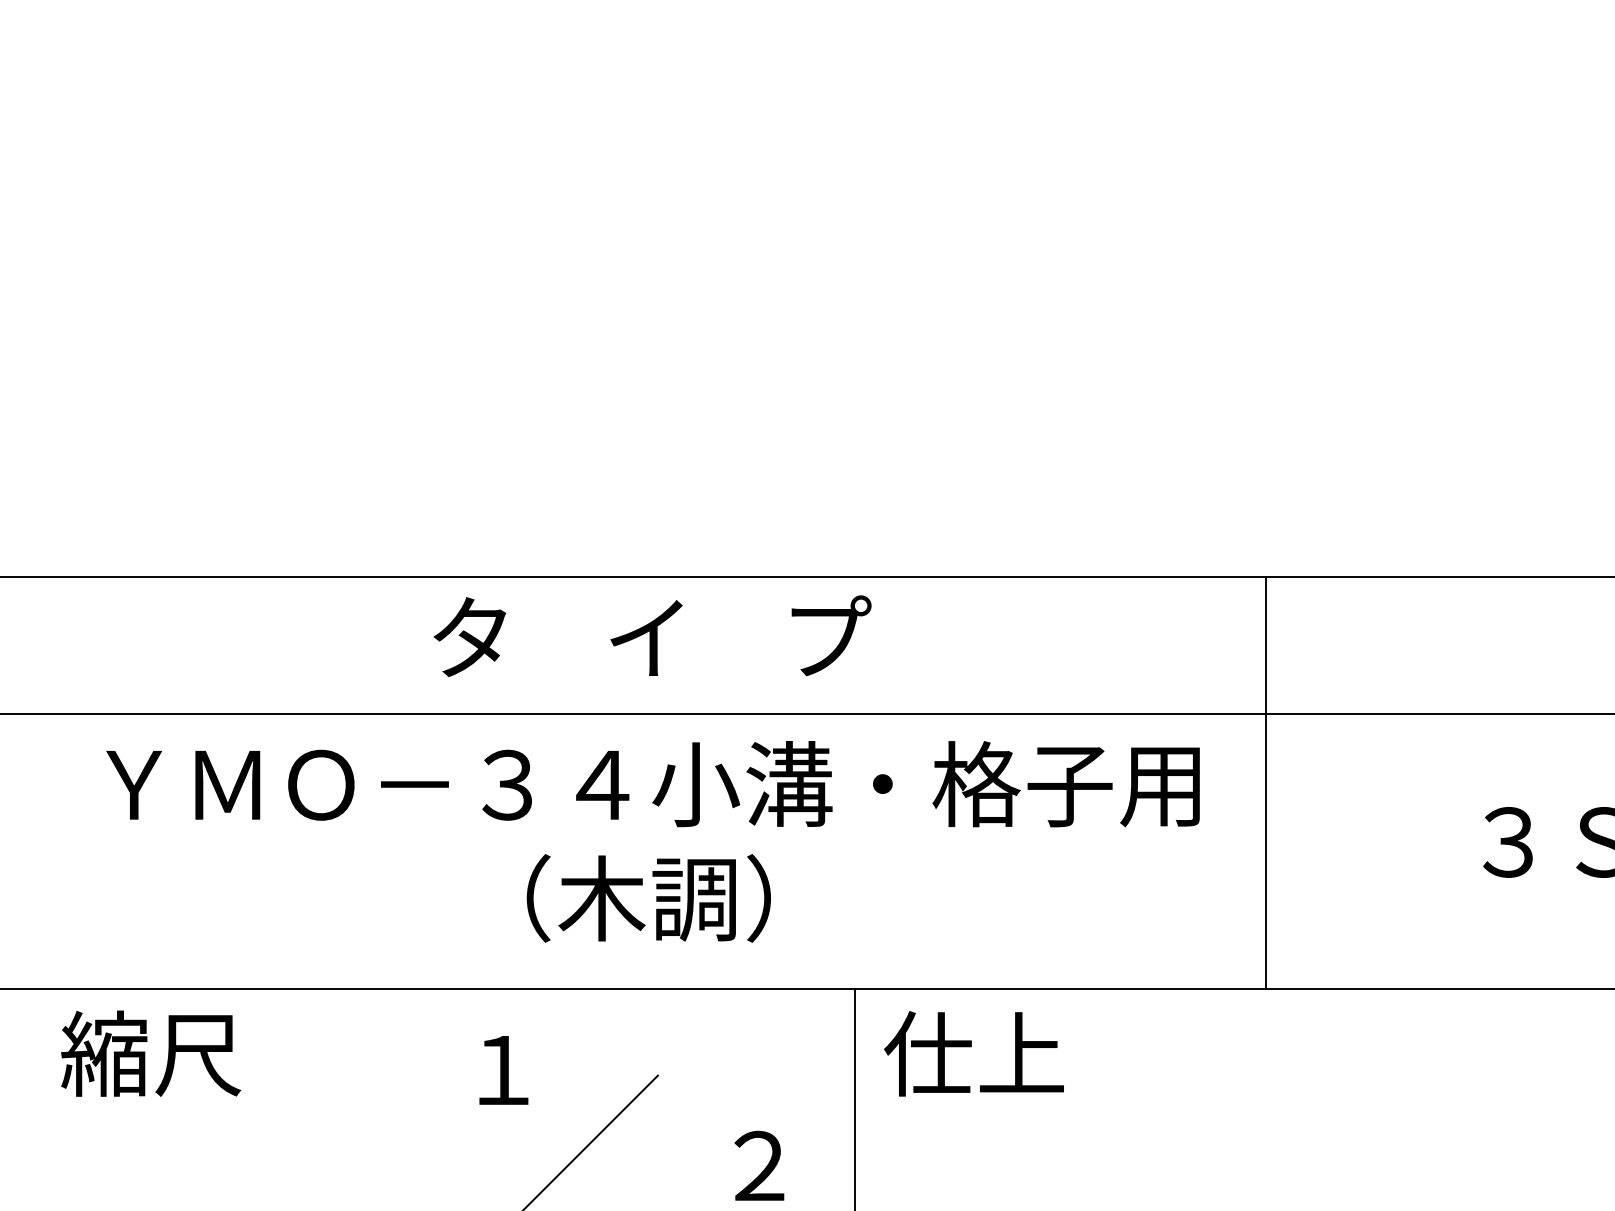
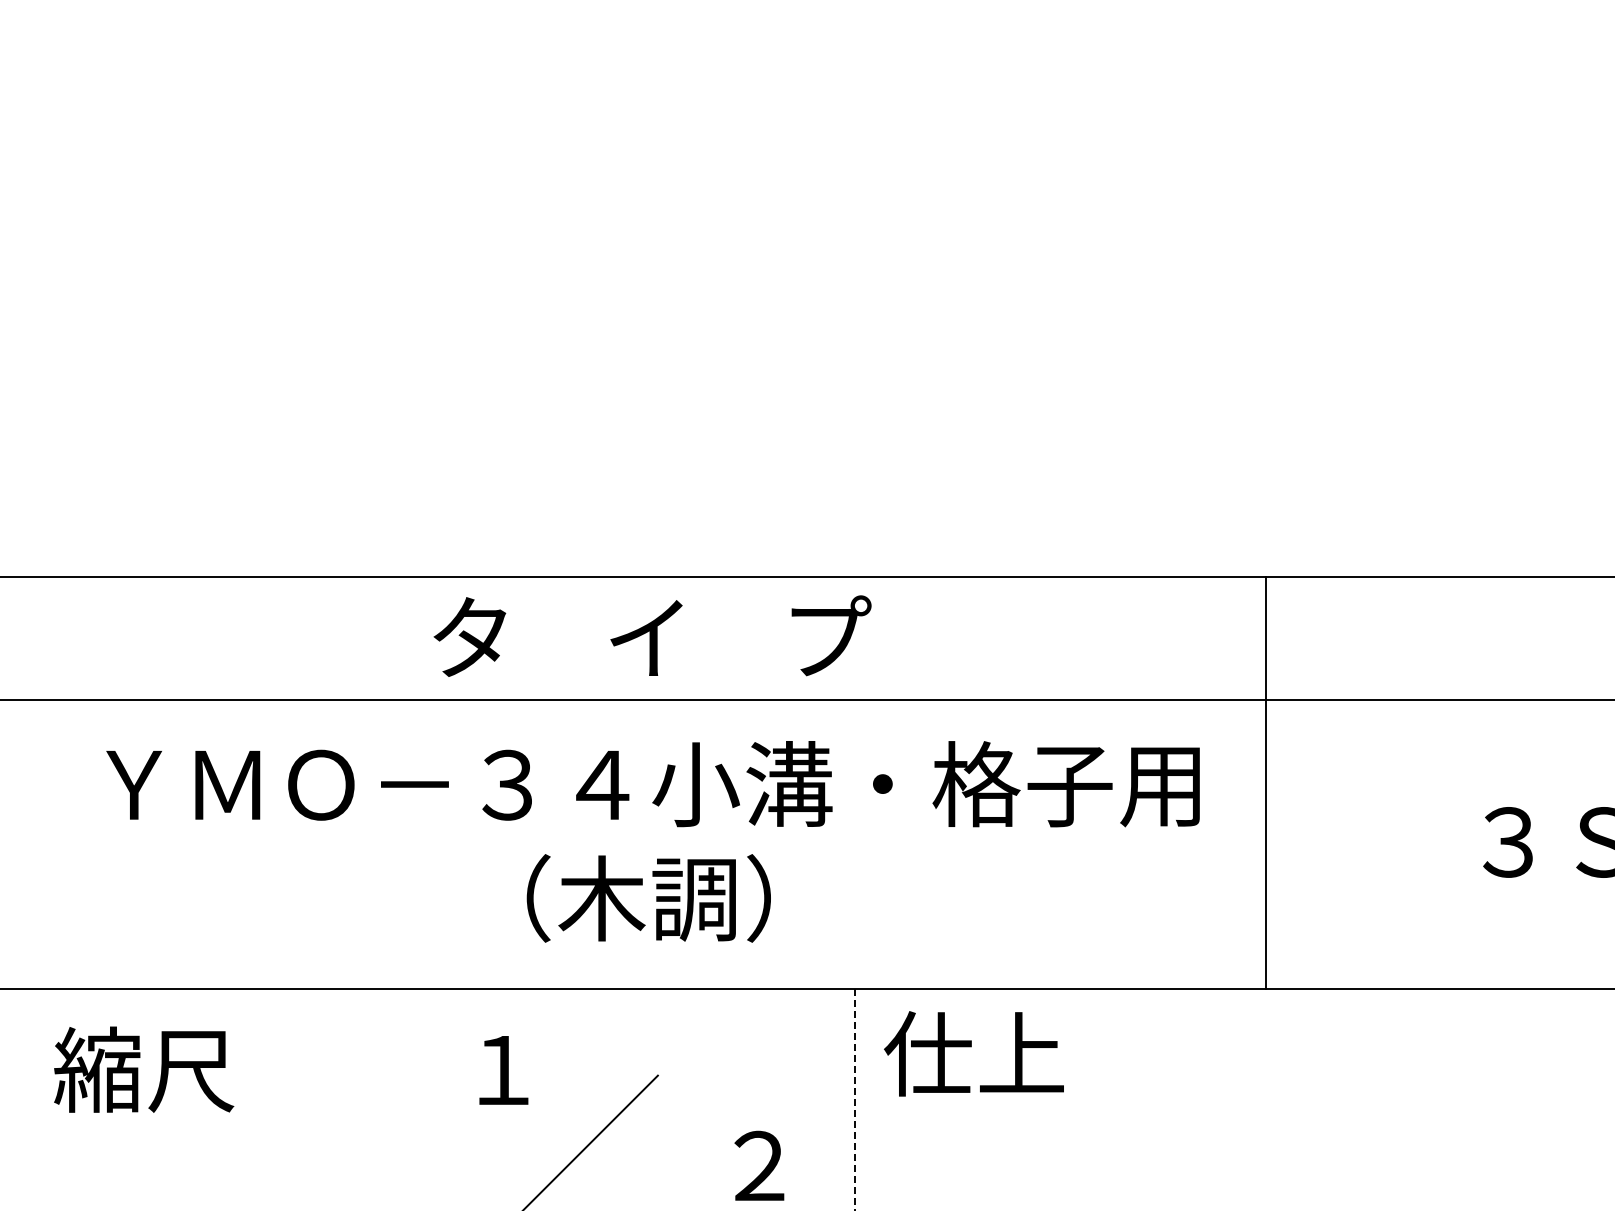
line position: (806, 714) -> (806, 700) (806, 700)
text position: (151, 1053) -> (144, 1069) (144, 1069)
line: solid -> dashed (854, 1099)
